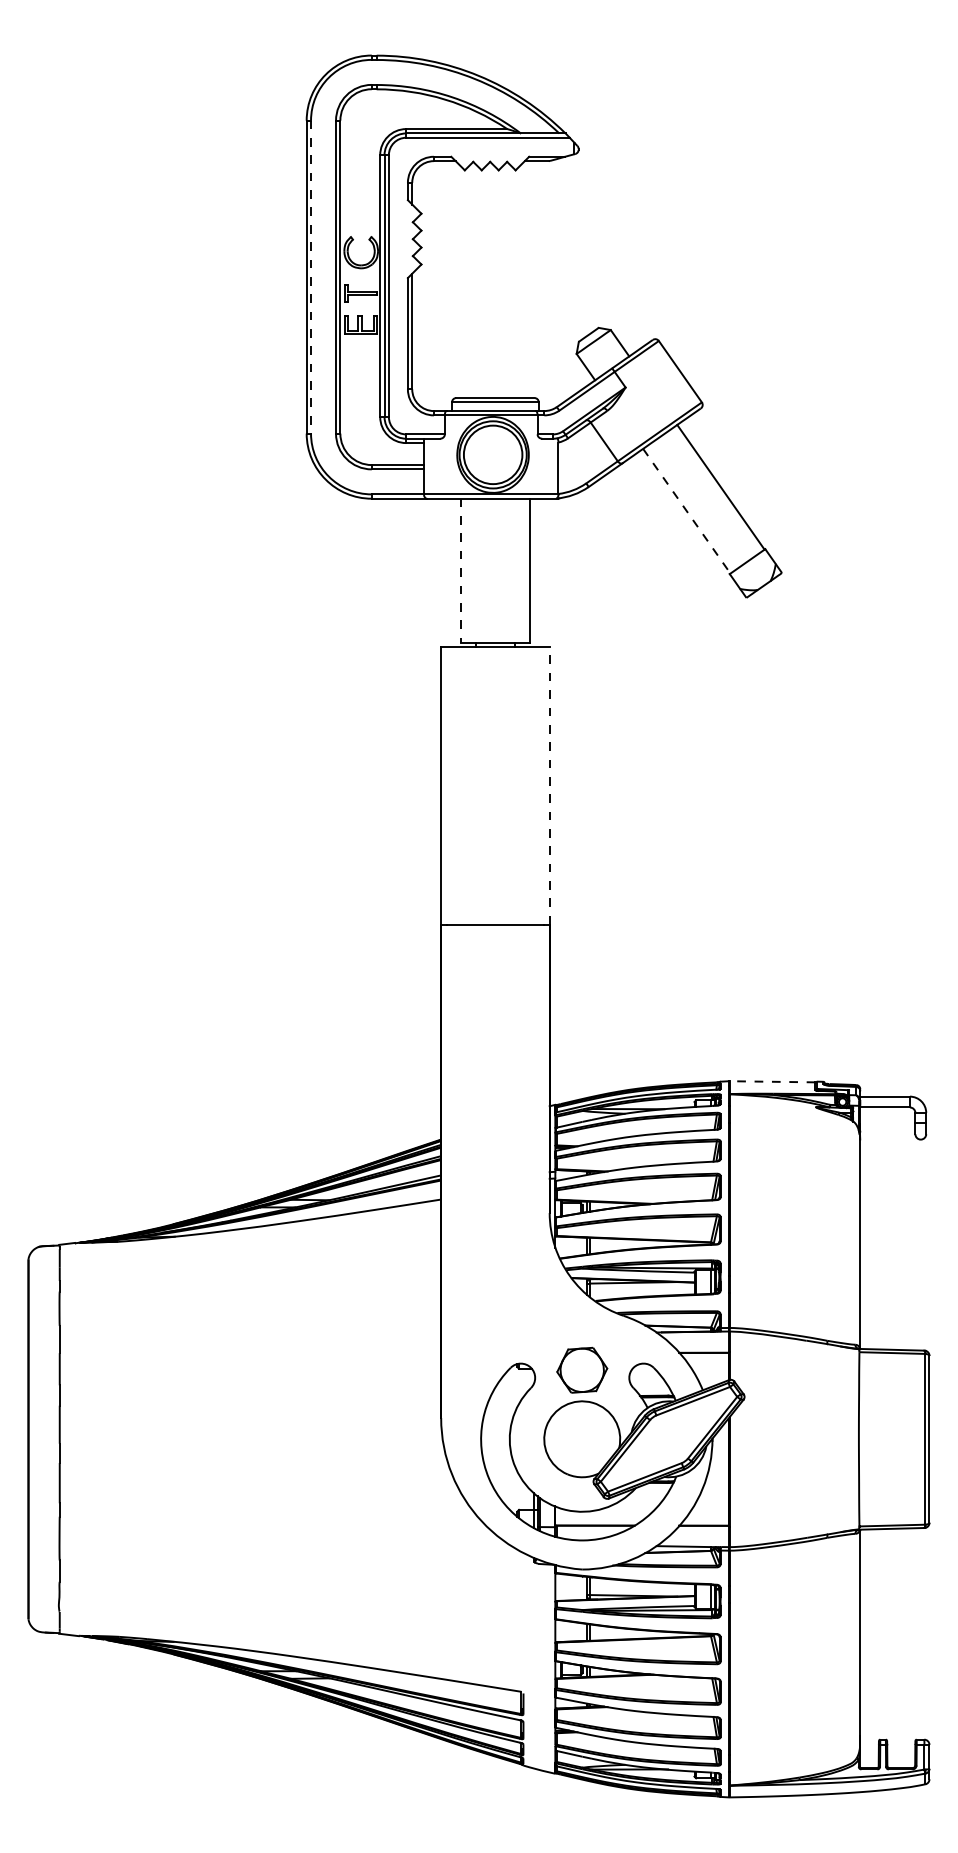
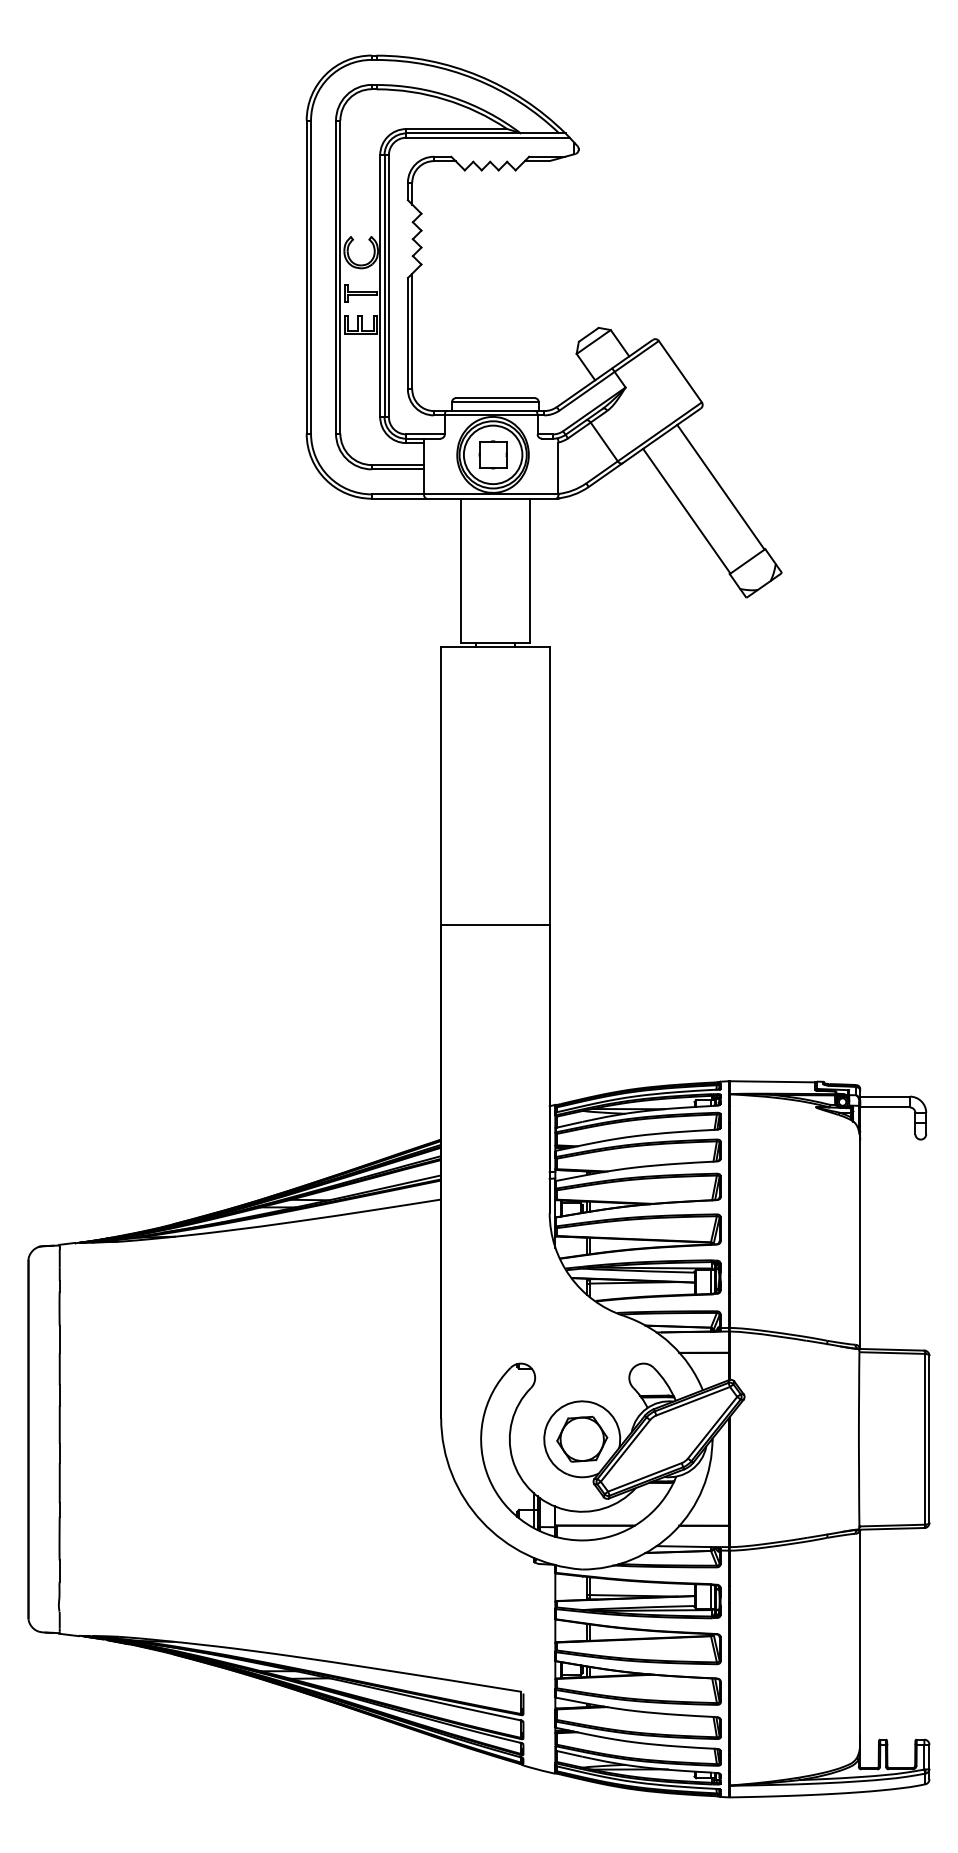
line: dashed -> solid (311, 277)
part: none -> present (492, 454)
line: dashed -> solid (687, 511)
line: dashed -> solid (461, 571)
line: dashed -> solid (549, 785)
line: dashed -> solid (772, 1081)
part position: (582, 1369) -> (582, 1438) (582, 1438)
